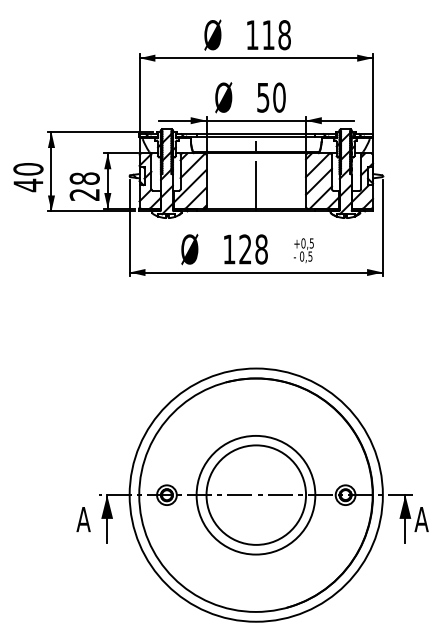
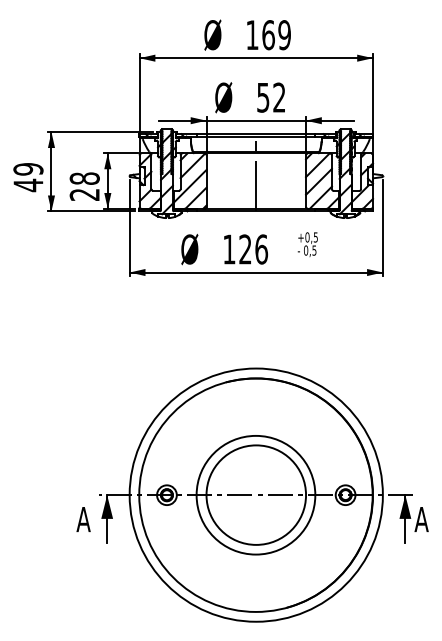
text: 118 -> 169 (276, 35)
text: 50 -> 52 (279, 97)
text: 40 -> 49 (28, 169)
text: 128 -> 126 (261, 249)
text position: (303, 250) -> (307, 244) (307, 244)
